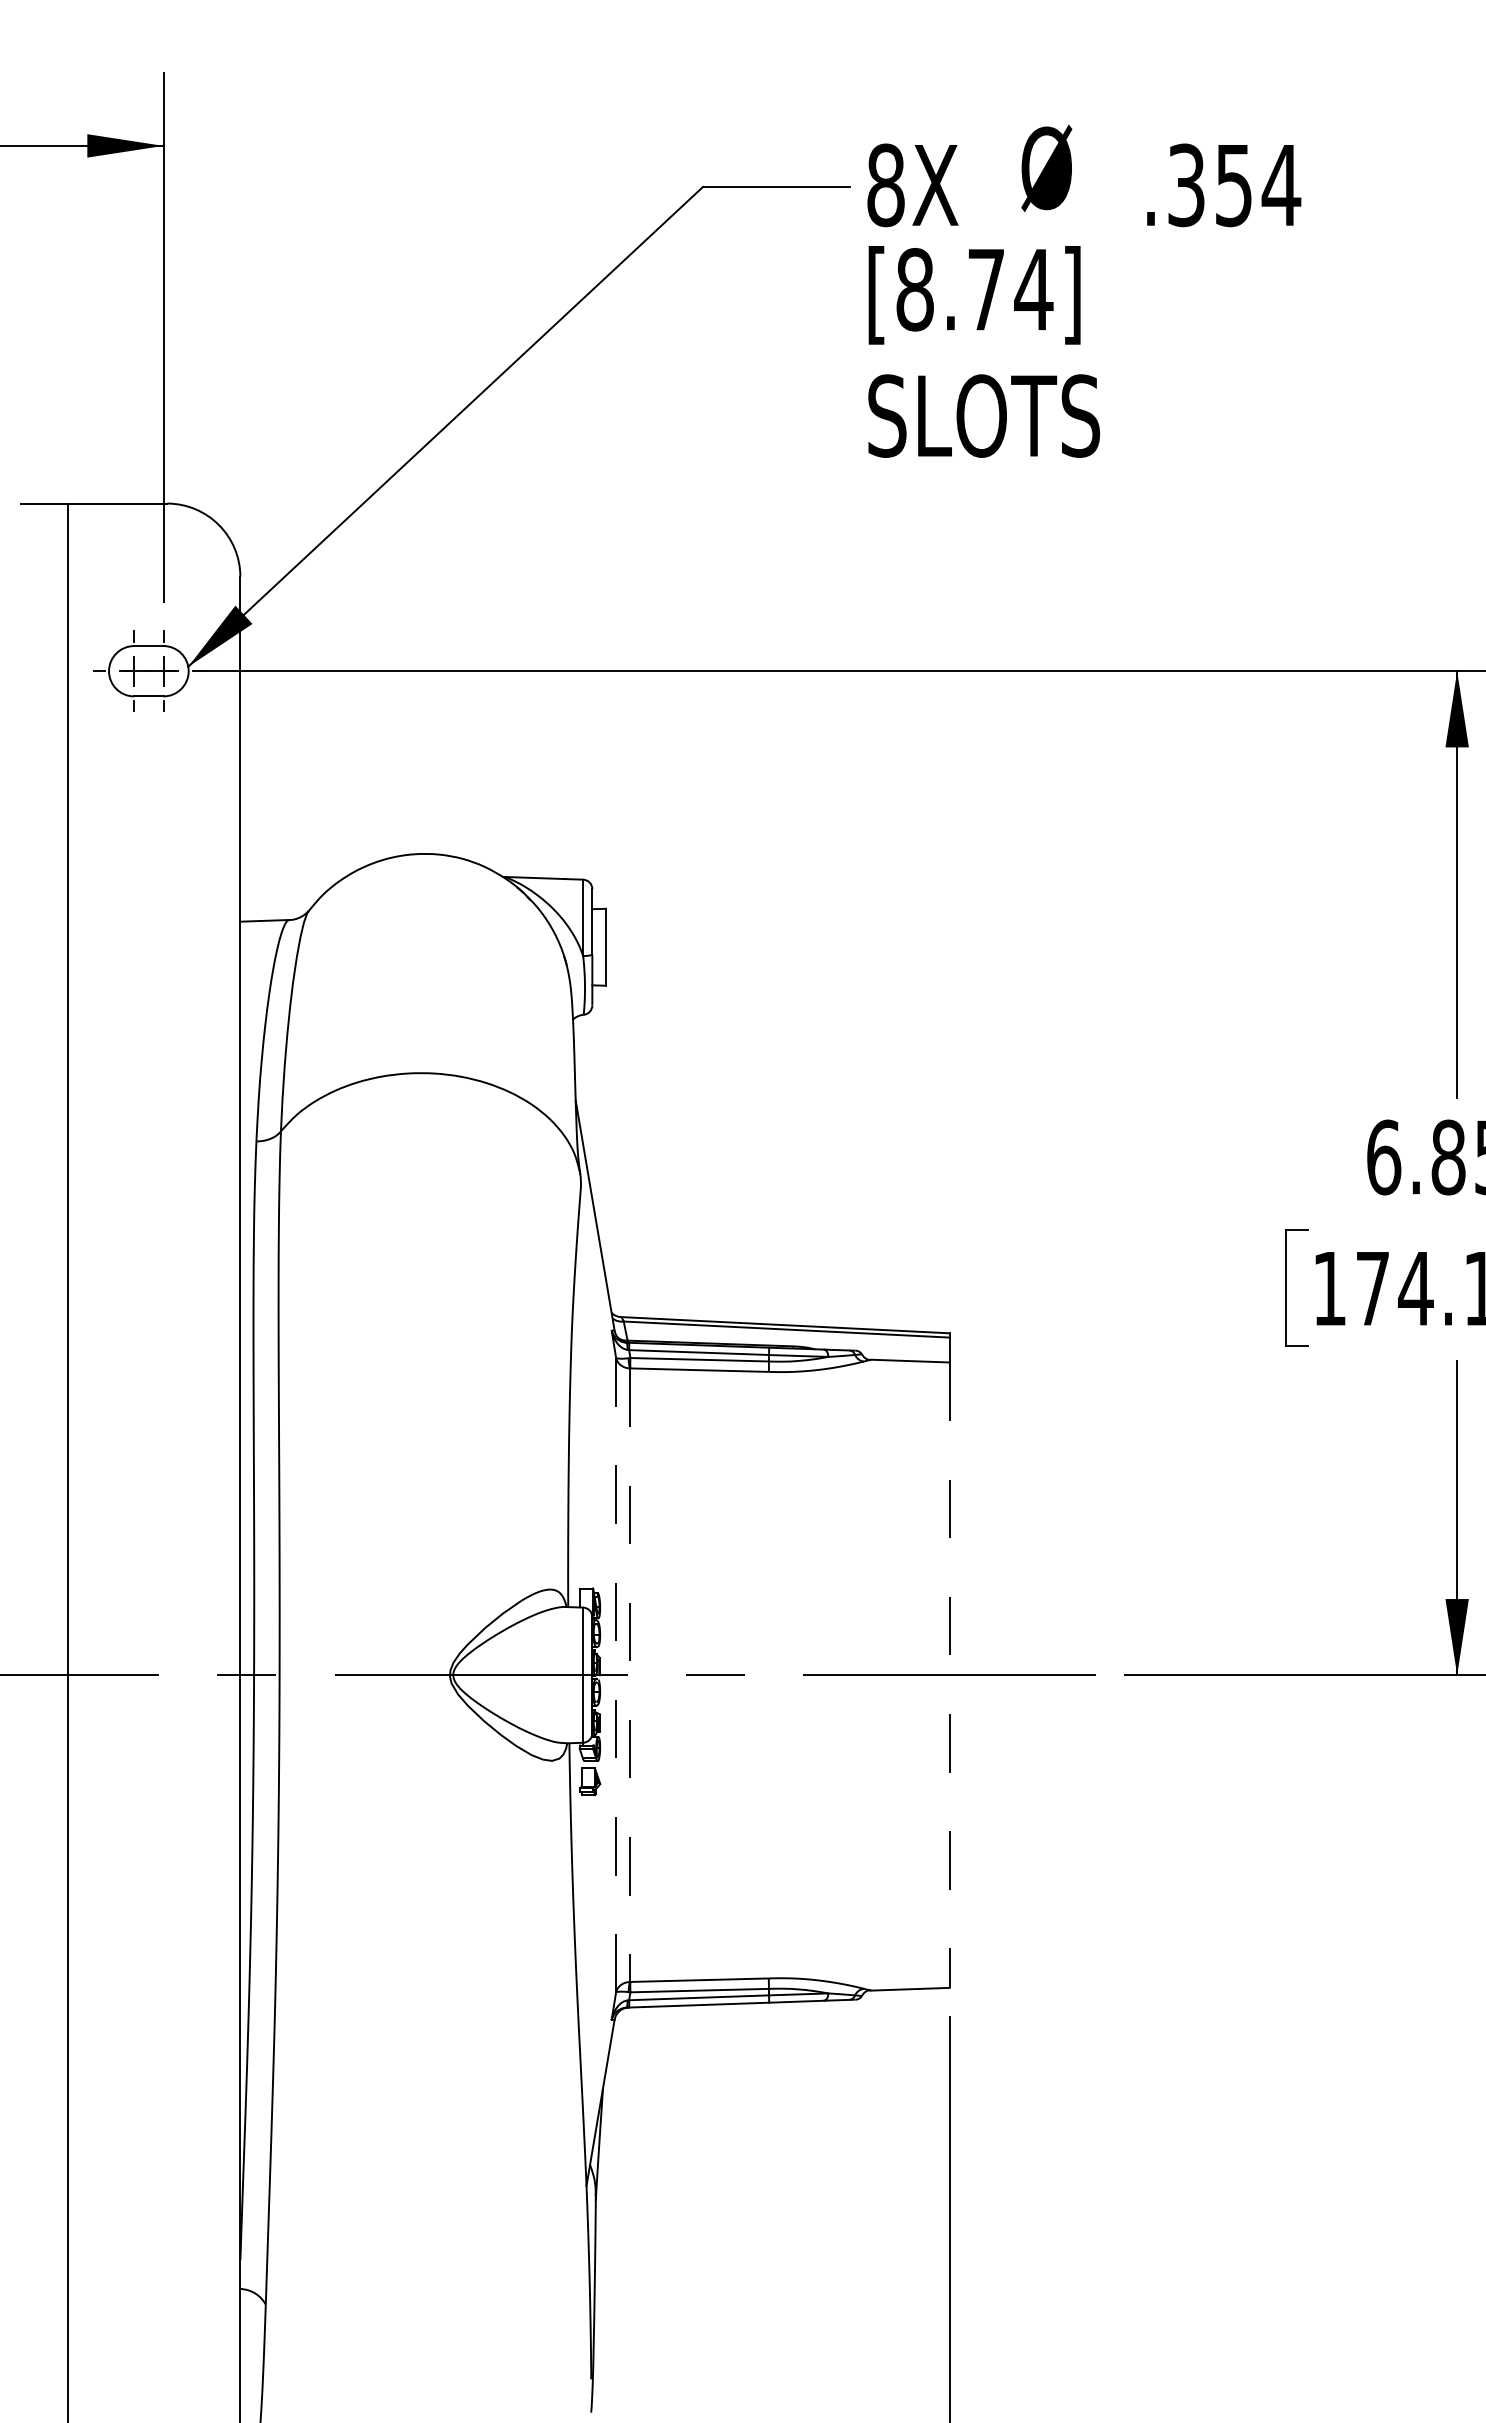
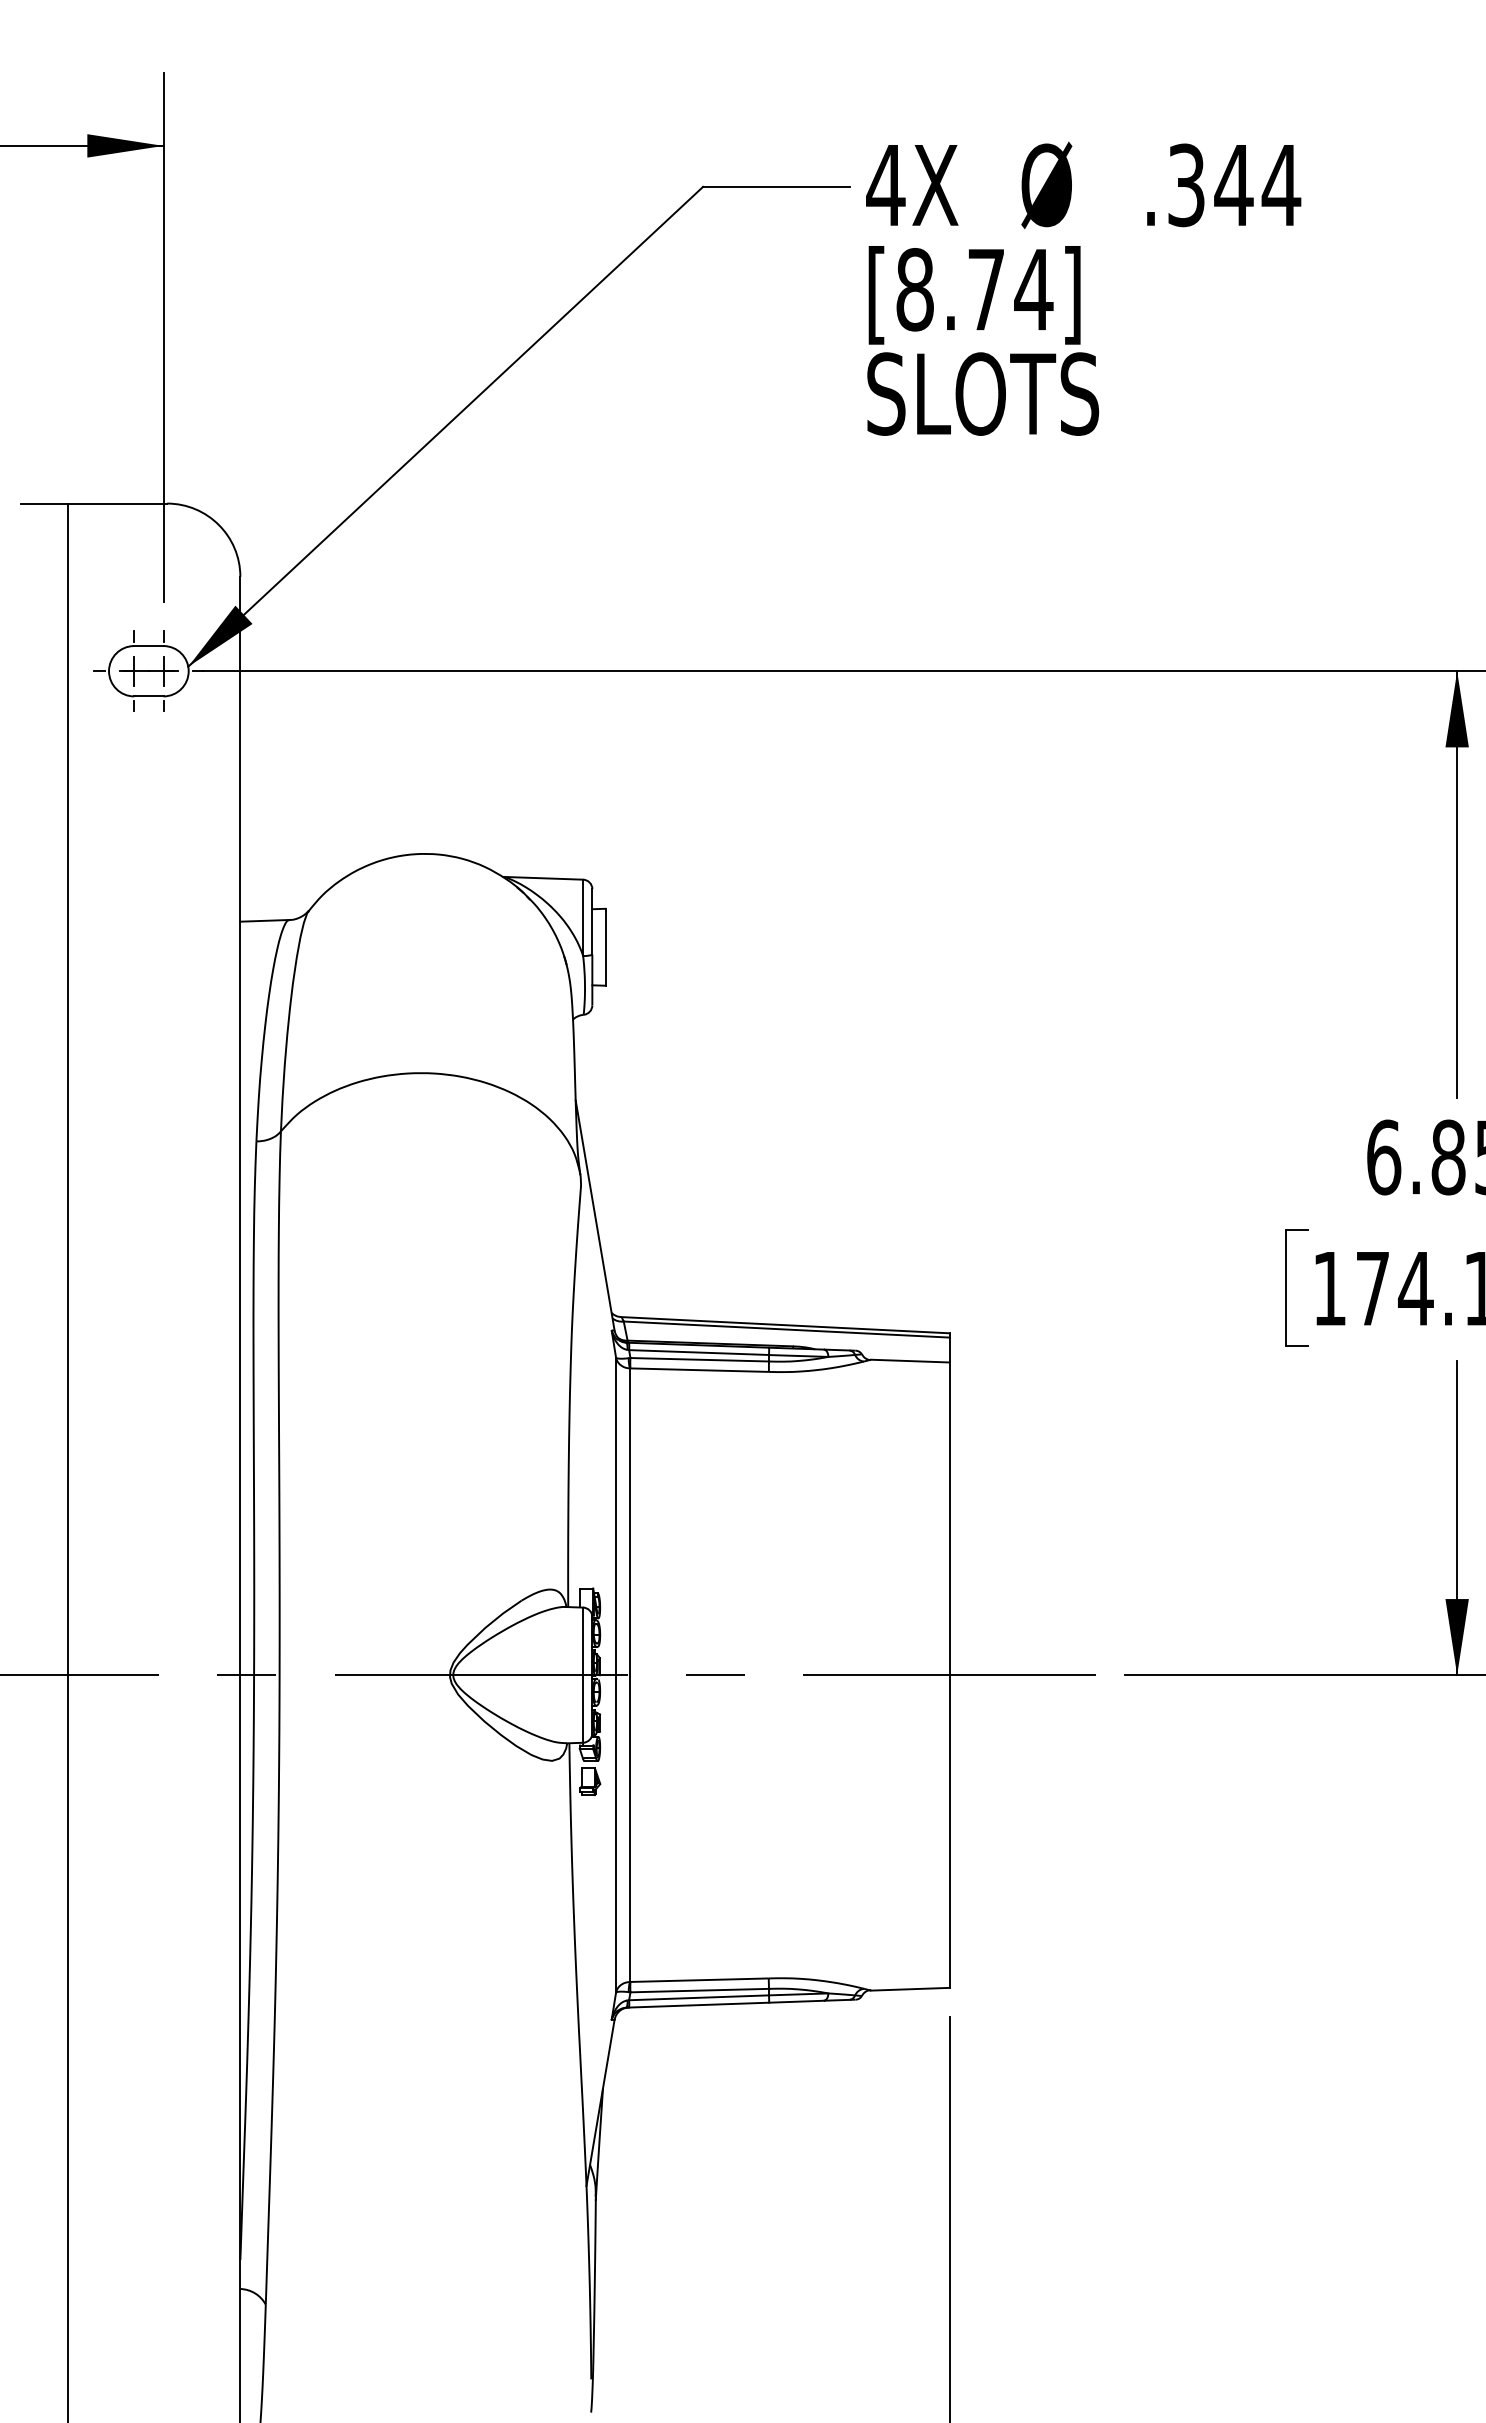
text position: (1046, 168) -> (1046, 185) (1046, 185)
text: 8X -> 4X (885, 185)
text: .354 -> .344 (1233, 186)
text position: (983, 415) -> (982, 393) (982, 393)
line: dashed -> solid (616, 1674)
line: dashed -> solid (630, 1675)
line: dashed -> solid (949, 1675)
